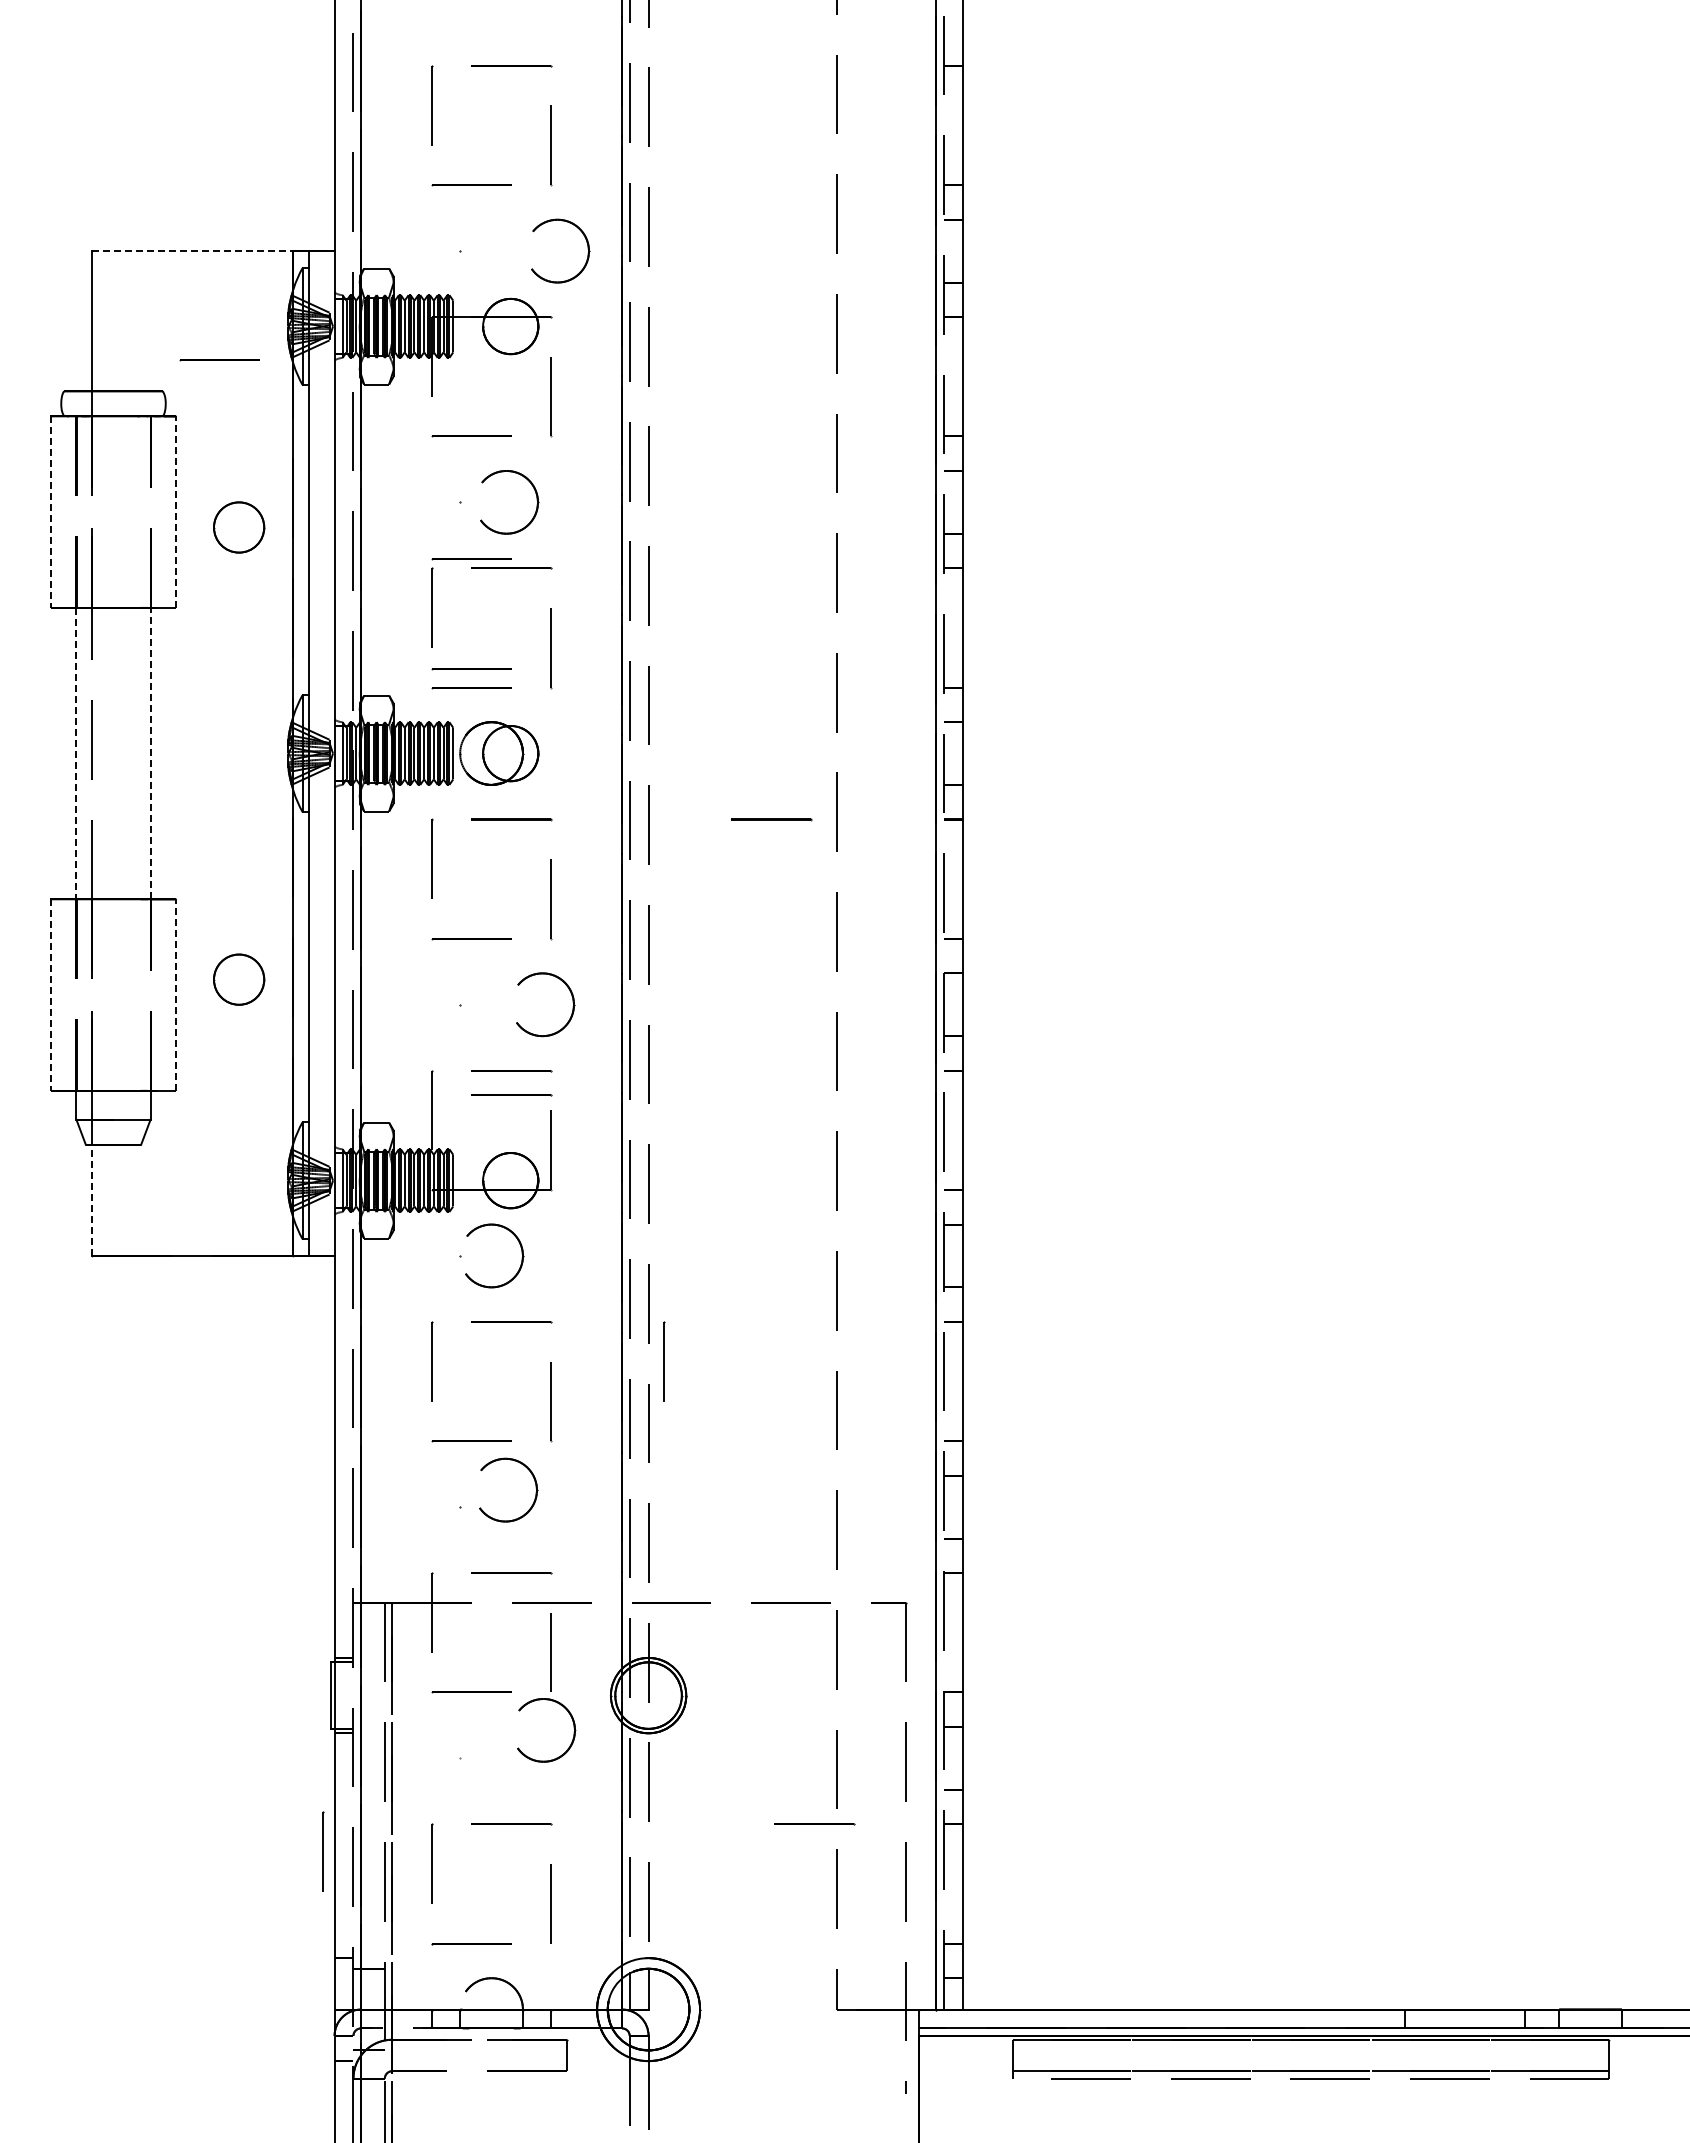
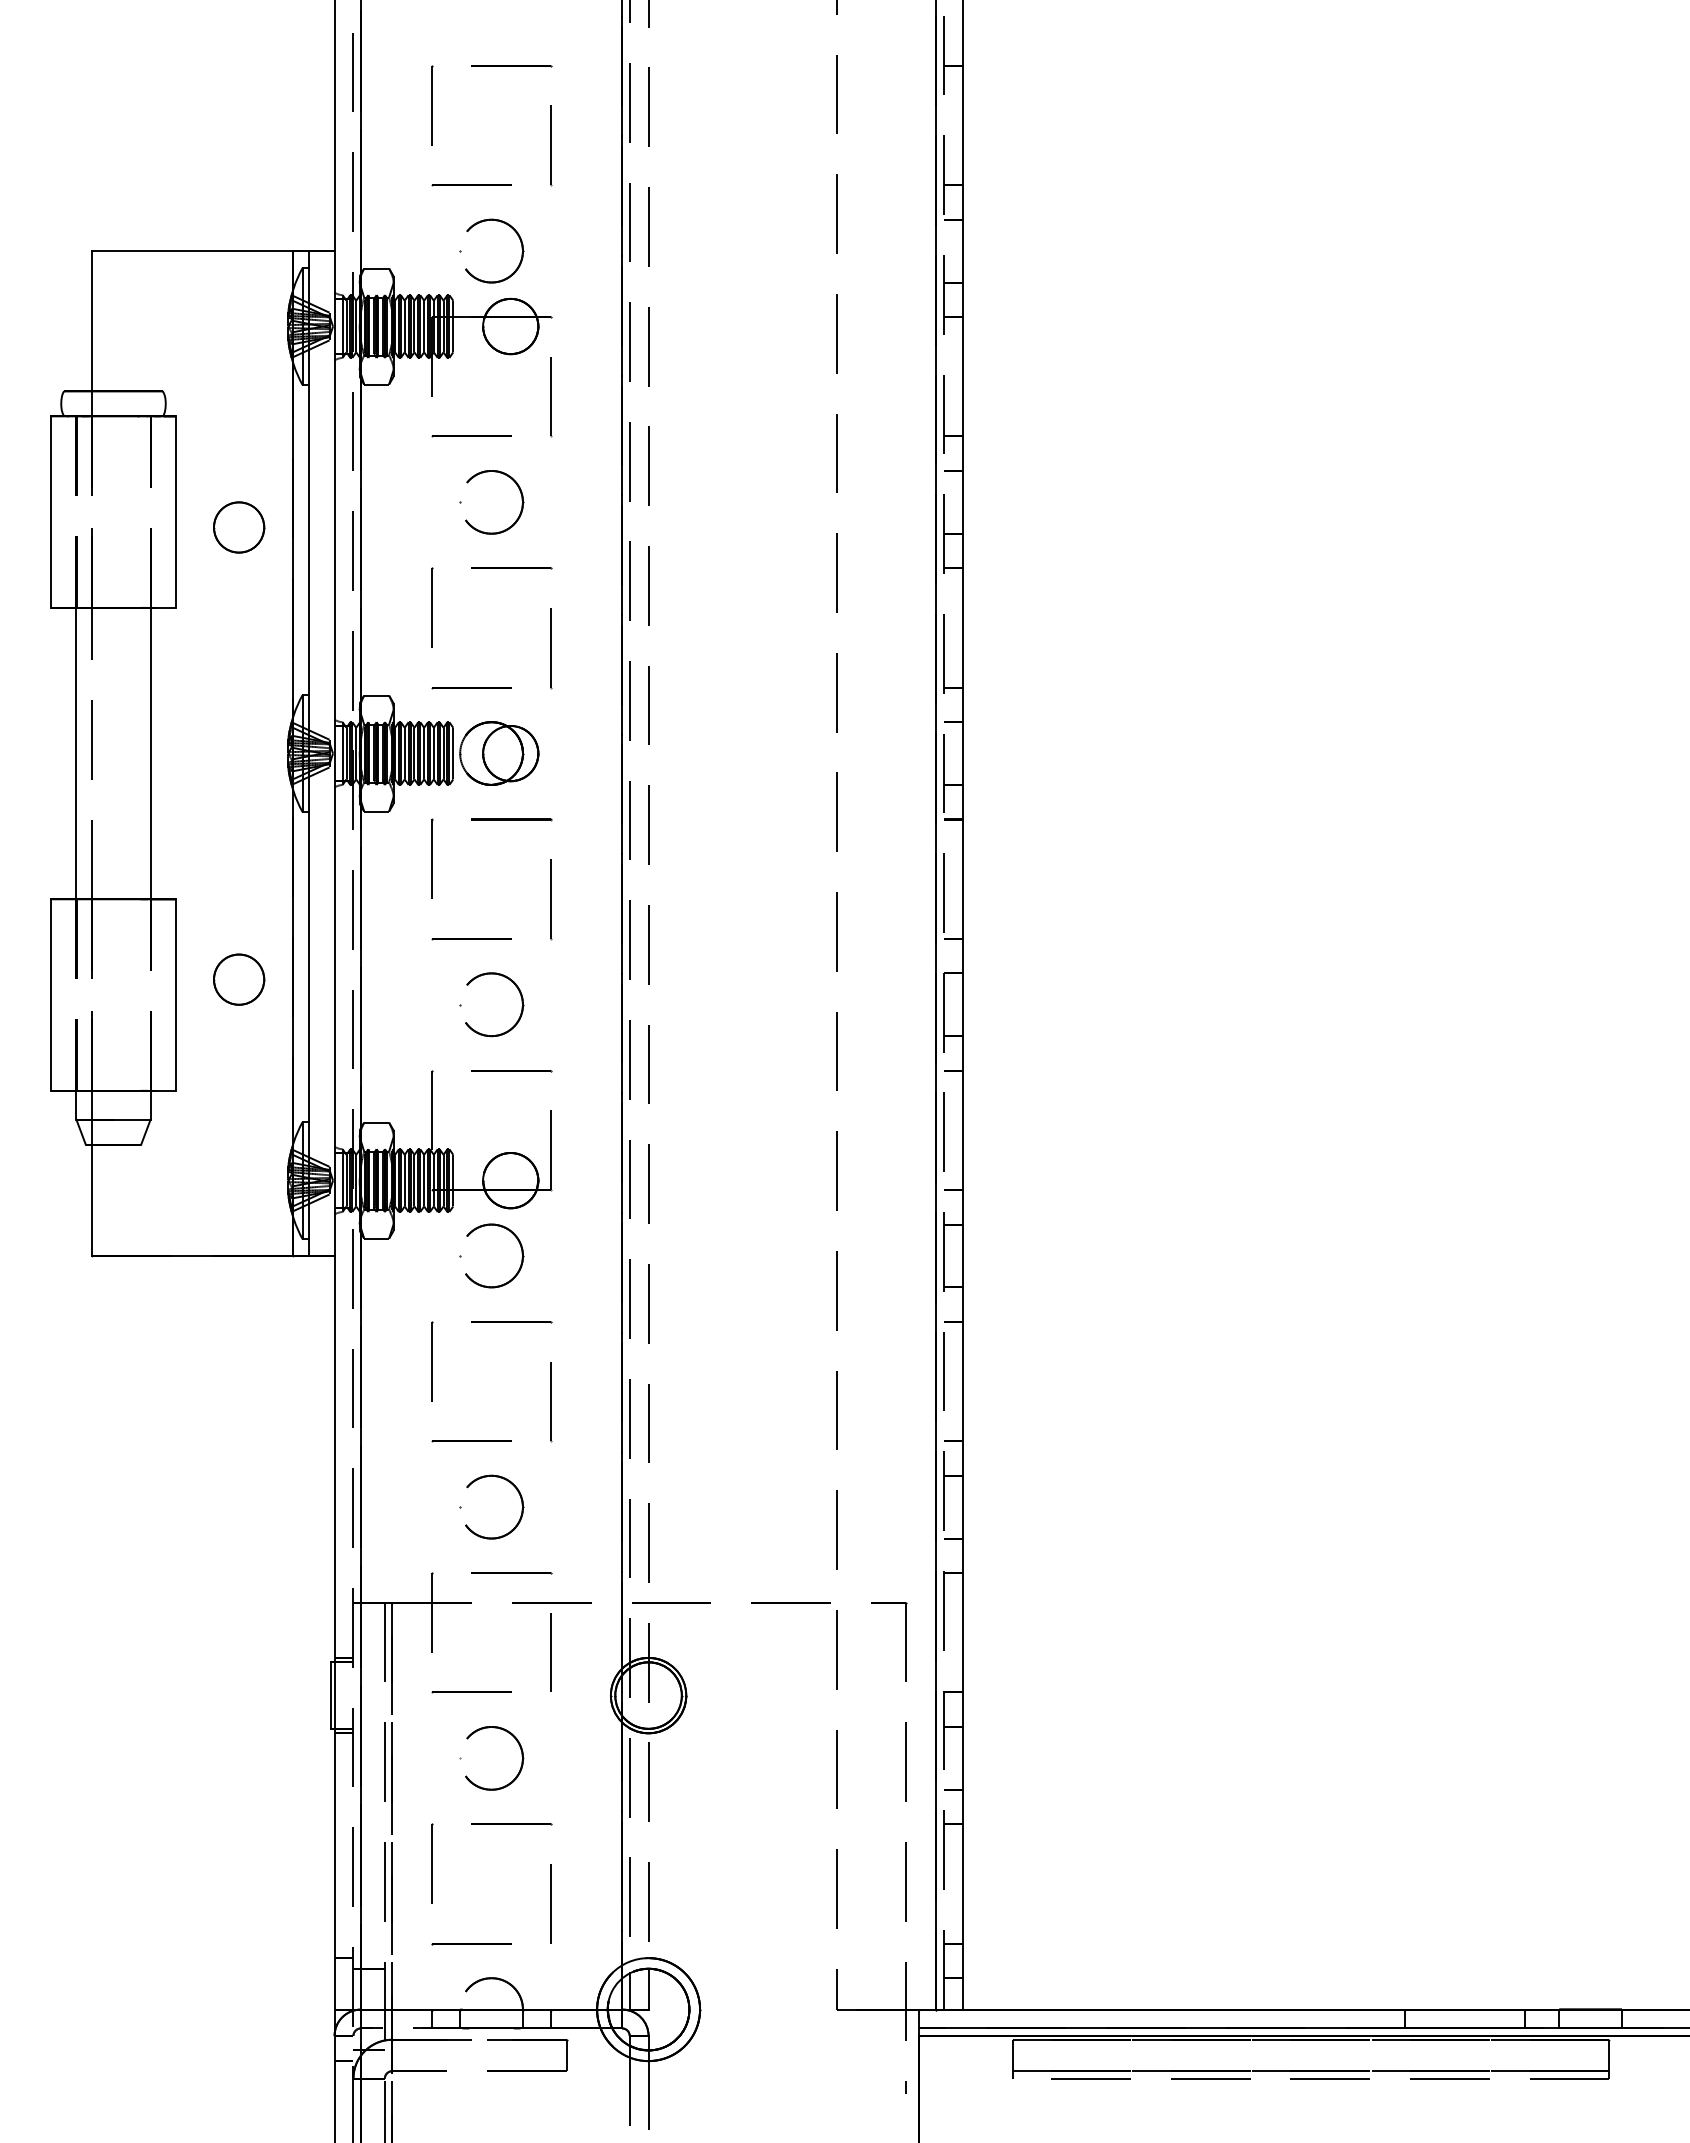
part position: (587, 249) -> (521, 249) (521, 249)
line: dashed -> solid (193, 251)
line: present -> none (219, 360)
part position: (536, 500) -> (521, 500) (521, 500)
line: dashed -> solid (50, 512)
line: dashed -> solid (176, 512)
line: present -> none (471, 559)
line: present -> none (471, 669)
line: dashed -> solid (76, 753)
line: dashed -> solid (150, 753)
line: present -> none (771, 819)
line: dashed -> solid (50, 995)
line: dashed -> solid (176, 995)
part position: (572, 1002) -> (521, 1002) (521, 1002)
line: present -> none (511, 1095)
line: dashed -> solid (92, 1200)
line: present -> none (664, 1361)
part position: (535, 1488) -> (521, 1505) (521, 1505)
part position: (573, 1728) -> (521, 1756) (521, 1756)
line: present -> none (814, 1824)
line: present -> none (323, 1851)
